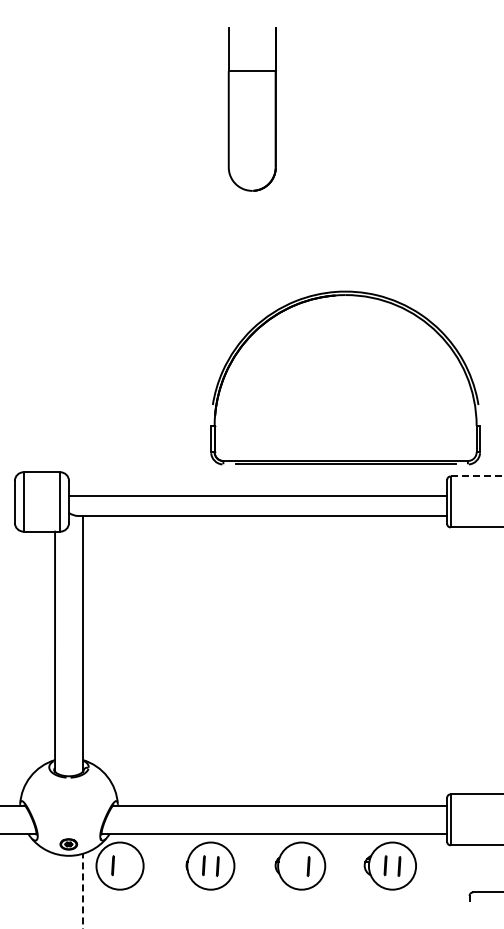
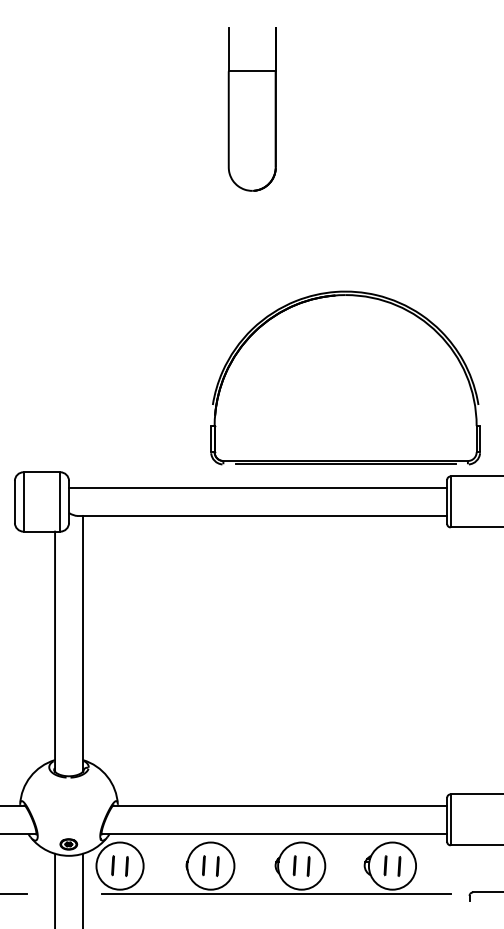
line: dashed -> solid (477, 476)
line position: (258, 495) -> (258, 487) (258, 487)
line: none -> present (294, 865)
line: none -> present (126, 866)
line: none -> present (55, 889)
line: dashed -> solid (82, 890)
line: none -> present (14, 894)
line: none -> present (276, 894)
